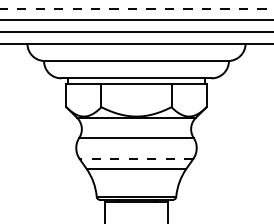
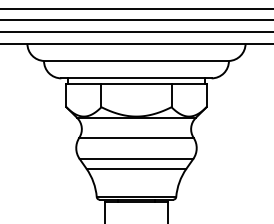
line: dashed -> solid (136, 8)
line: dashed -> solid (136, 158)
